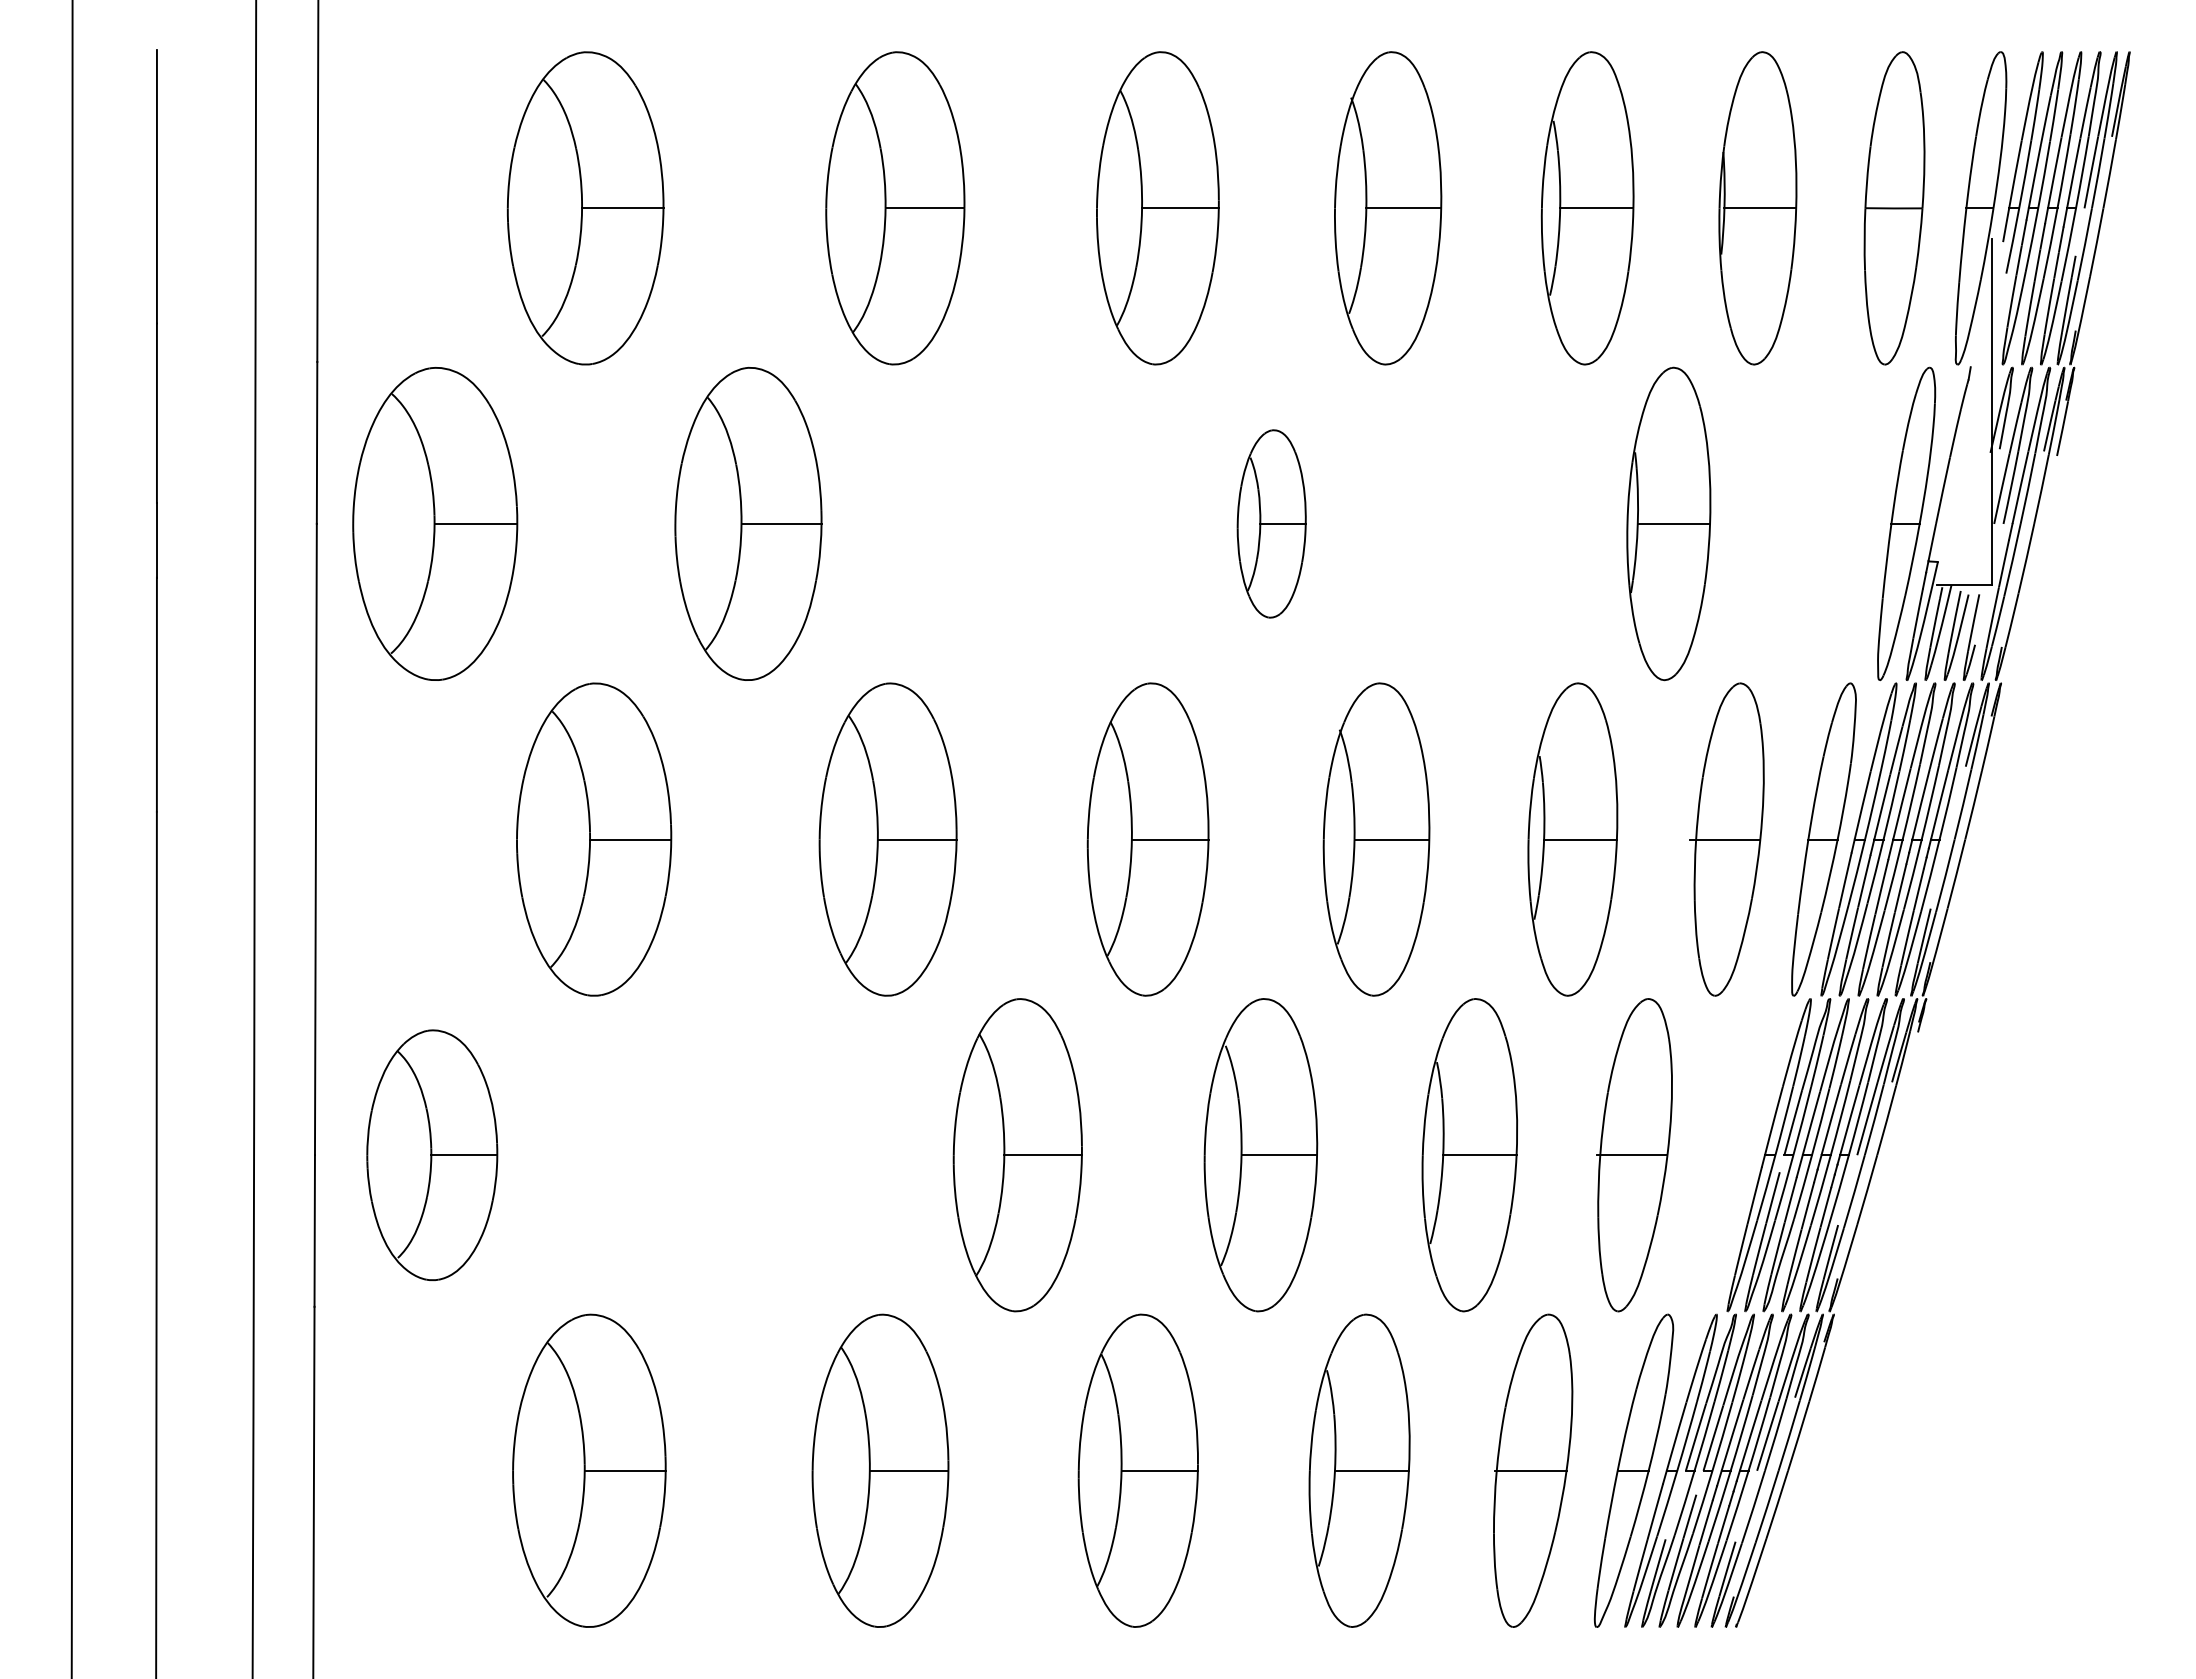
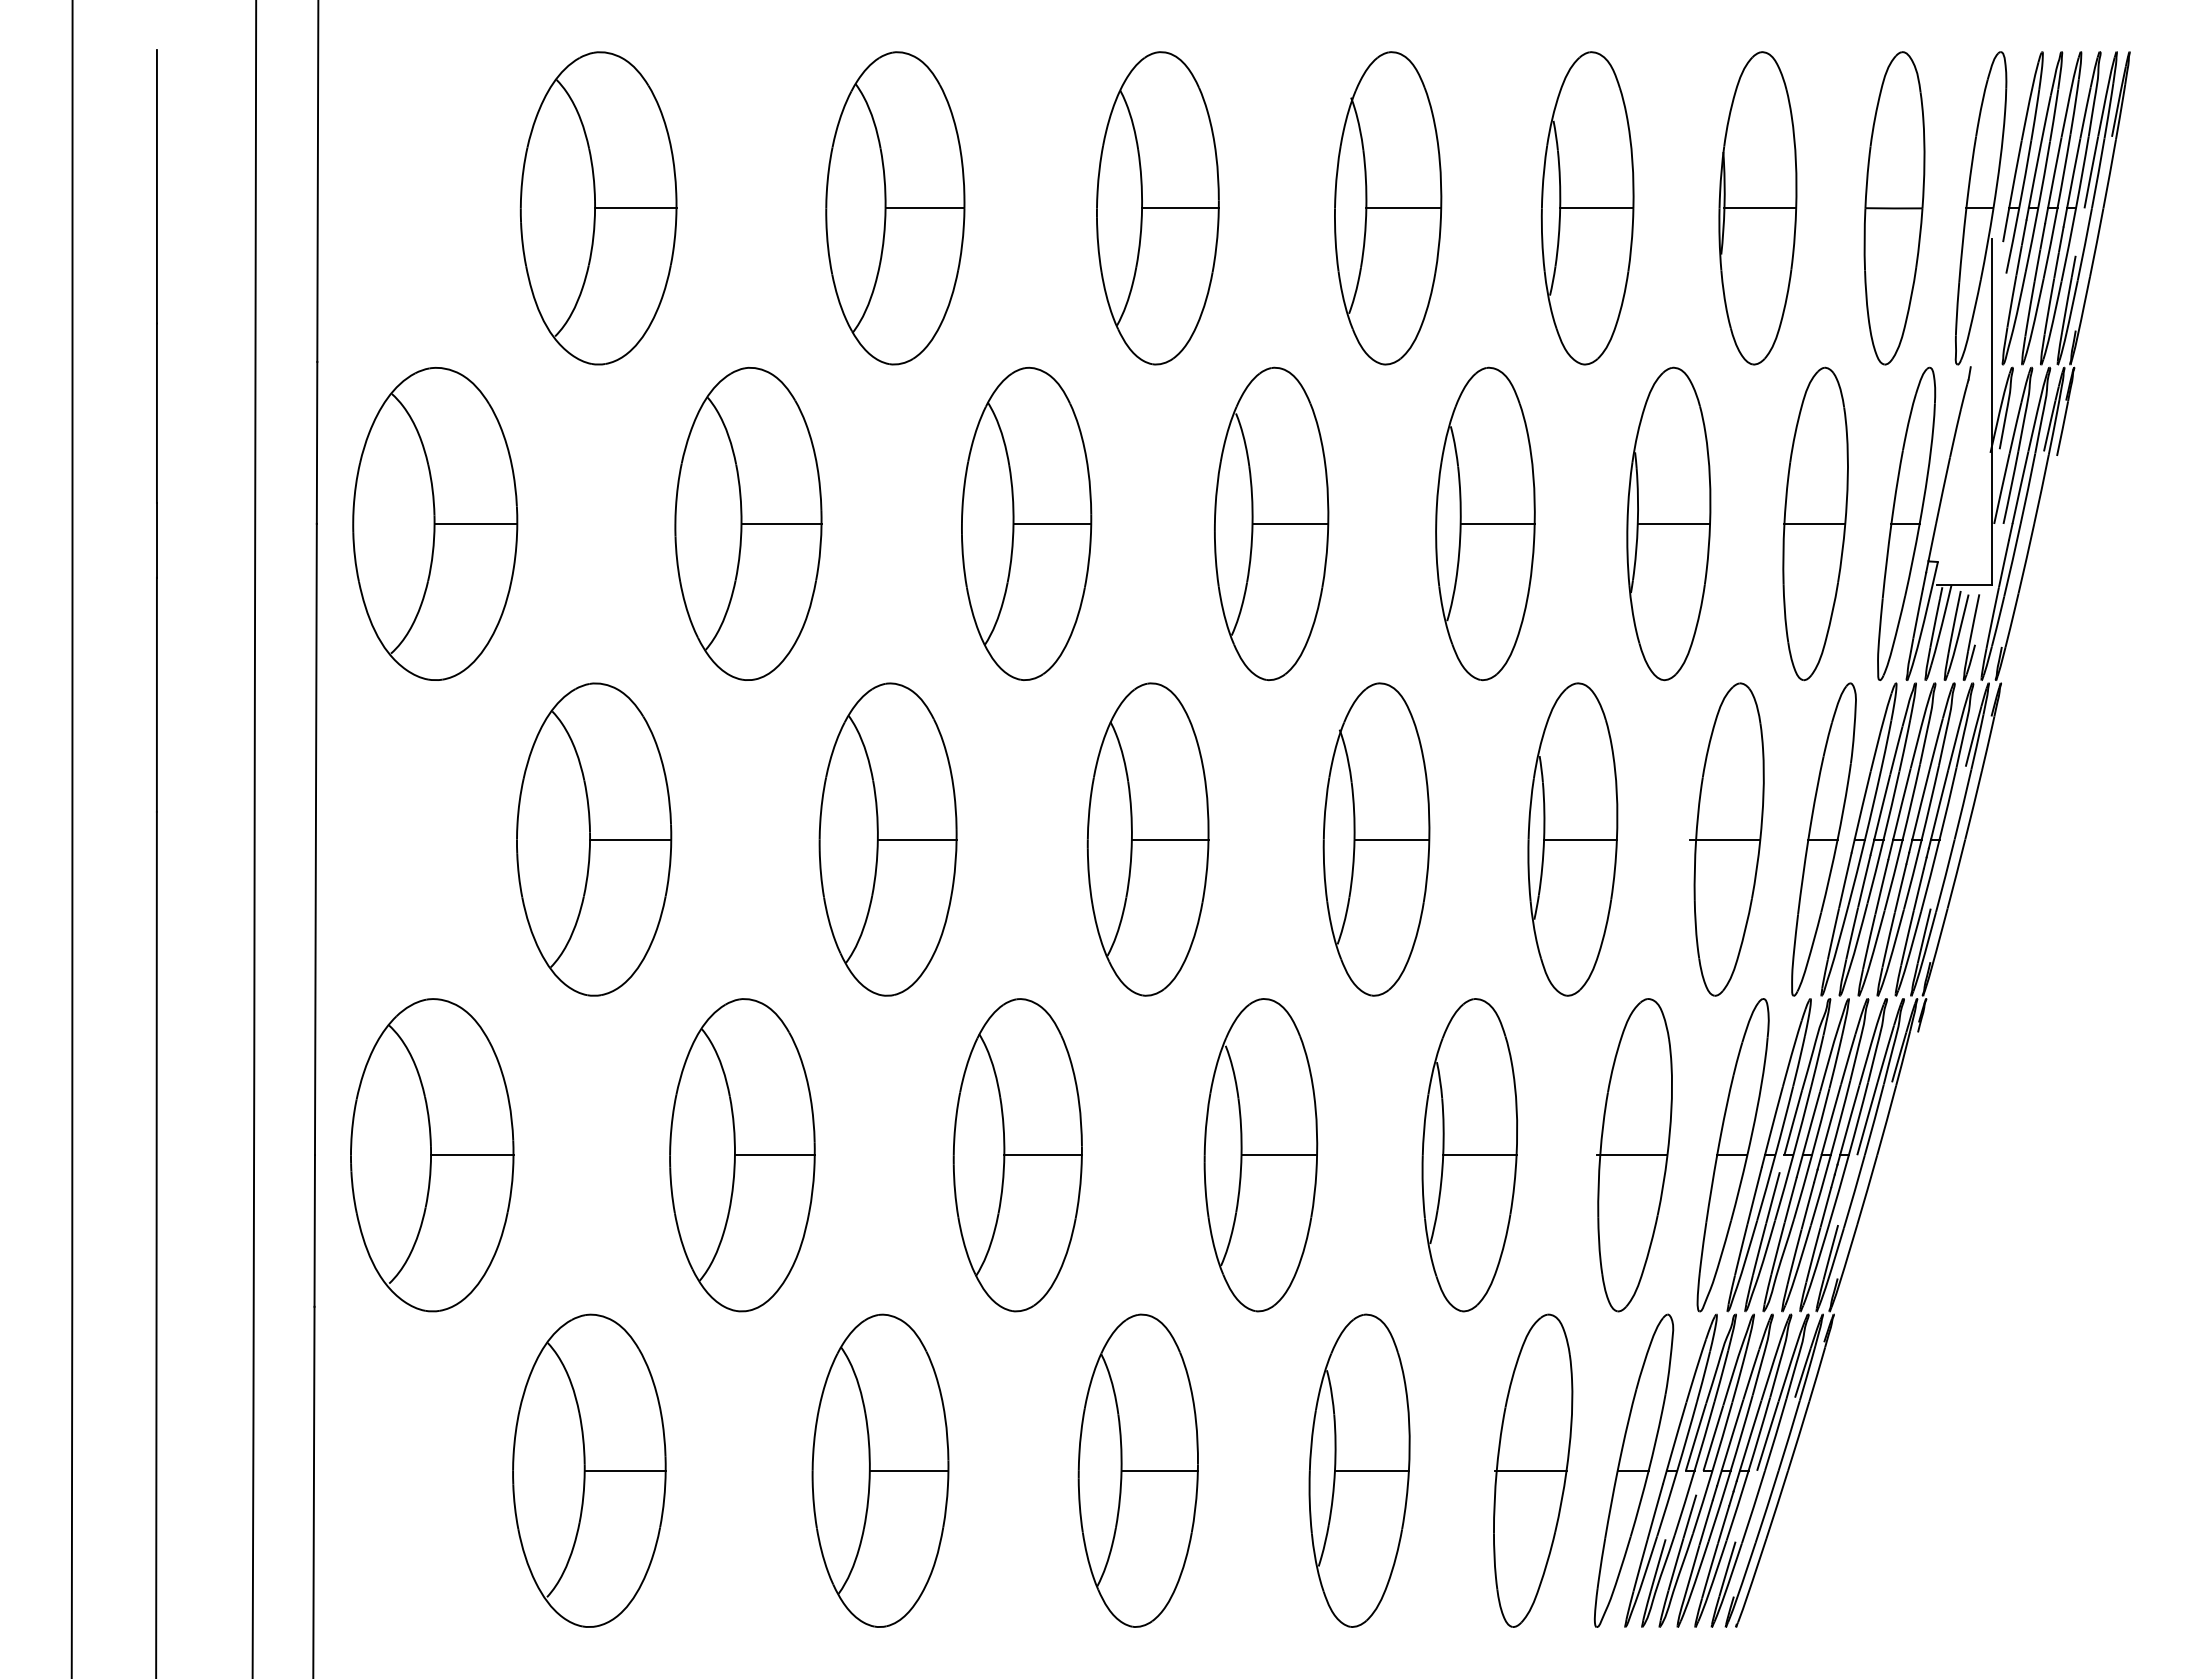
part position: (585, 208) -> (598, 208) (598, 208)
part: none -> present (1026, 523)
part size: 71x190 px -> 116x316 px (1271, 523)
part: none -> present (1485, 523)
part: none -> present (1815, 523)
part size: 133x253 px -> 165x315 px (432, 1155)
part: none -> present (742, 1155)
part: none -> present (1732, 1155)
